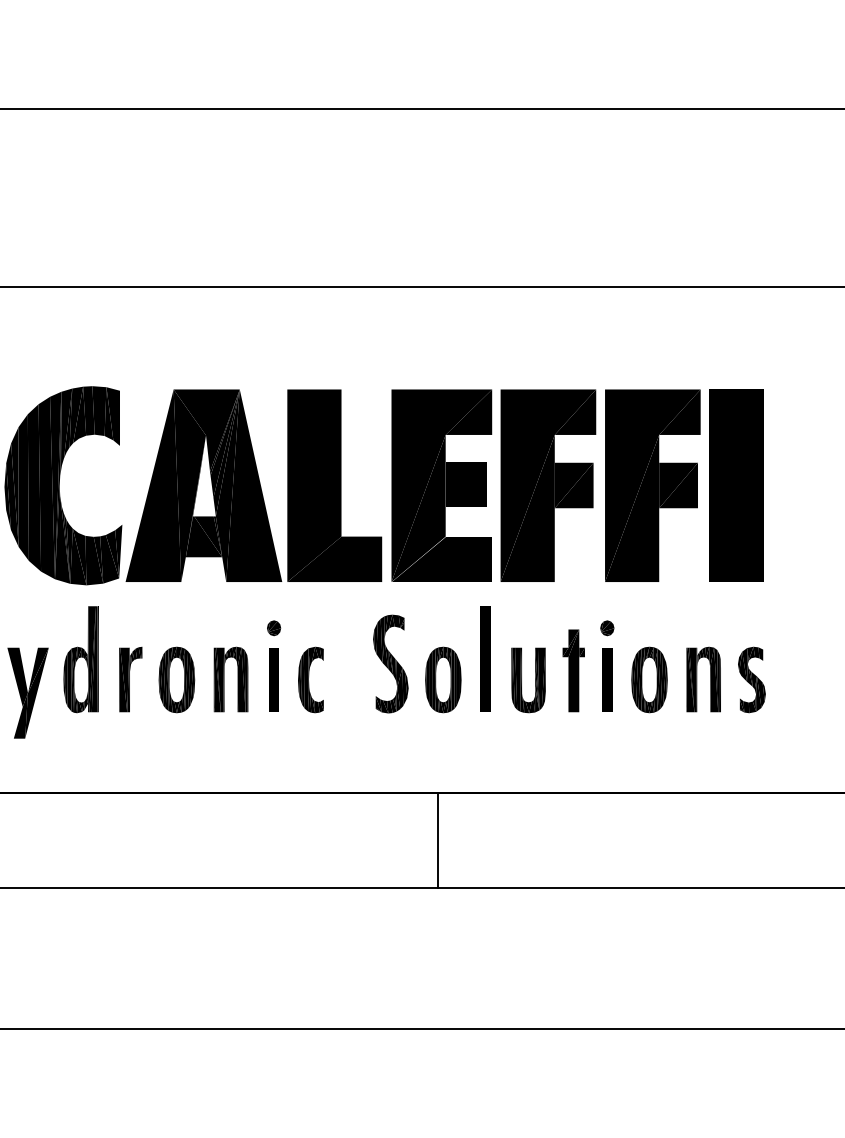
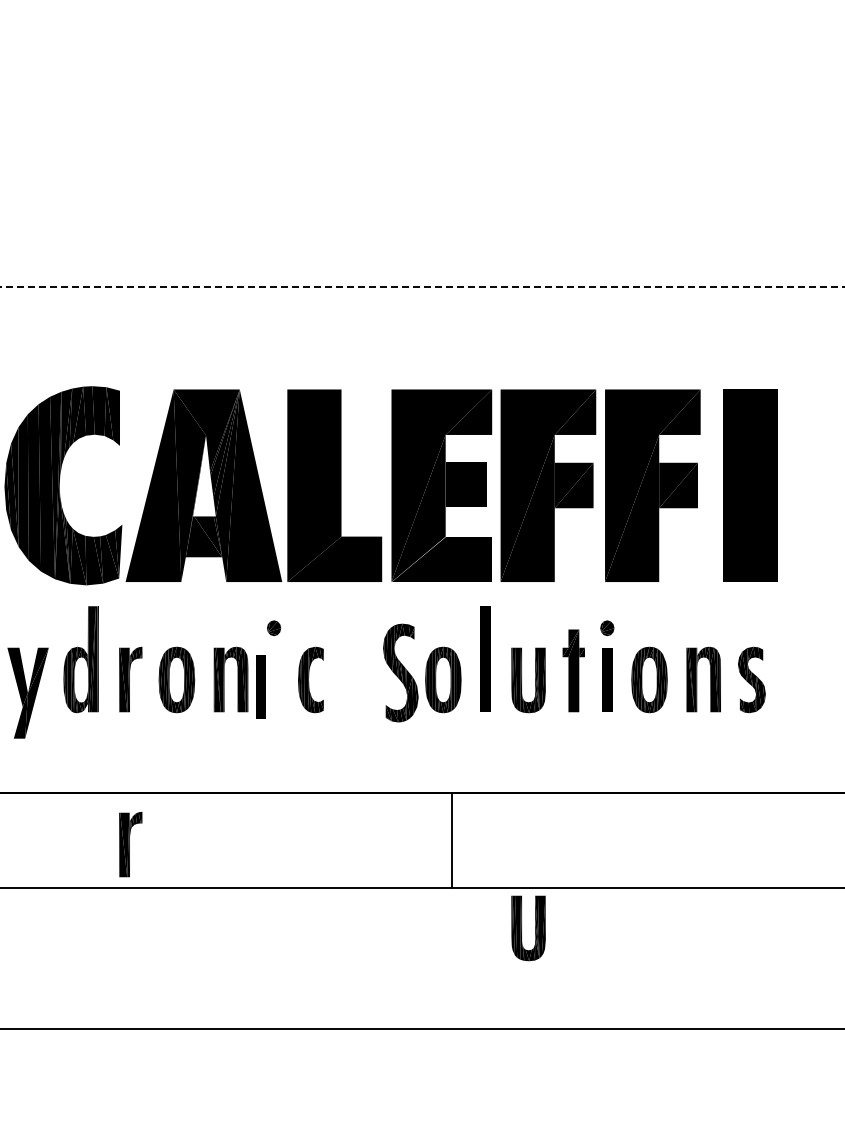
line: present -> none (421, 108)
line: solid -> dashed (422, 286)
part position: (736, 485) -> (750, 485) (750, 485)
part position: (390, 663) -> (400, 672) (400, 672)
part position: (273, 679) -> (260, 686) (260, 686)
line position: (438, 840) -> (452, 840) (452, 840)
part: none -> present (130, 844)
part: none -> present (521, 928)
